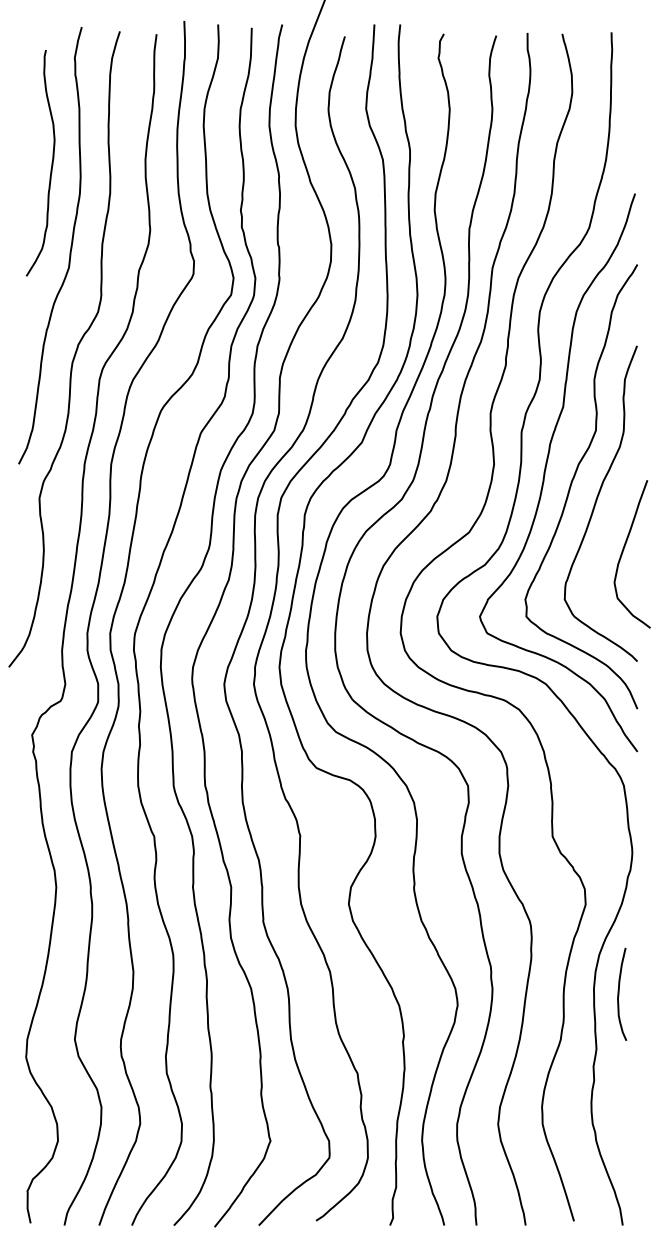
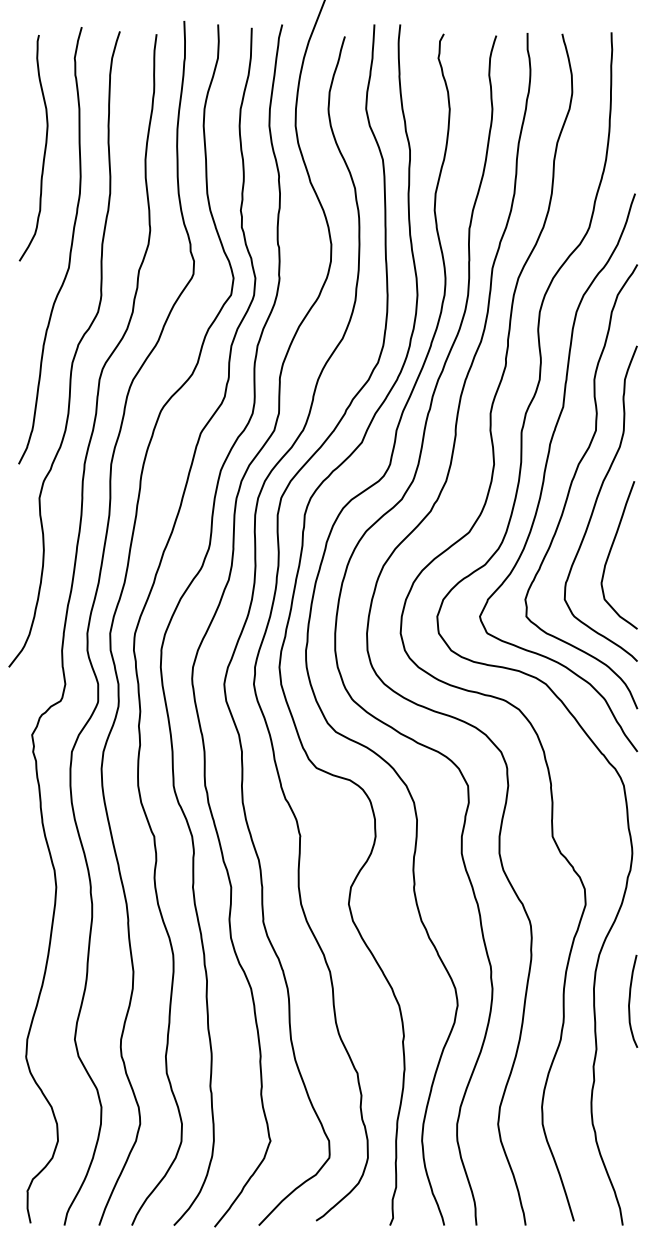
curve position: (51, 163) -> (44, 148) (44, 148)
curve position: (623, 552) -> (610, 553) (610, 553)
curve position: (619, 993) -> (630, 1000) (630, 1000)
